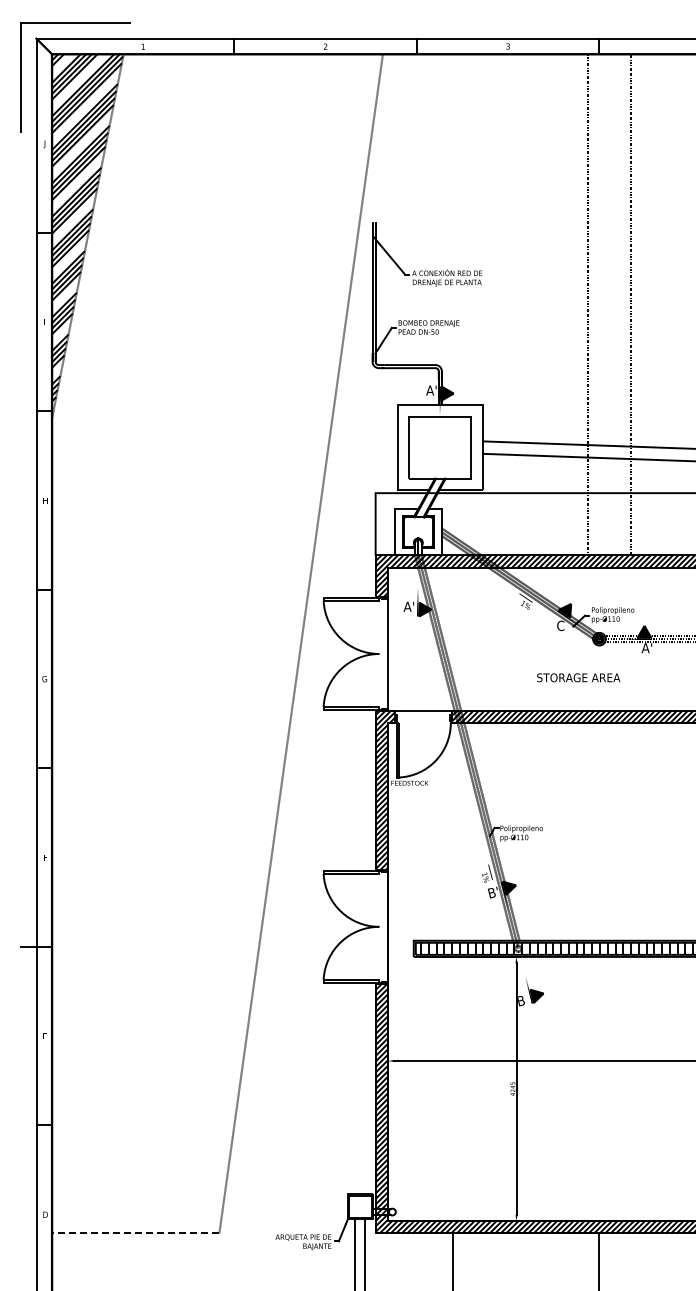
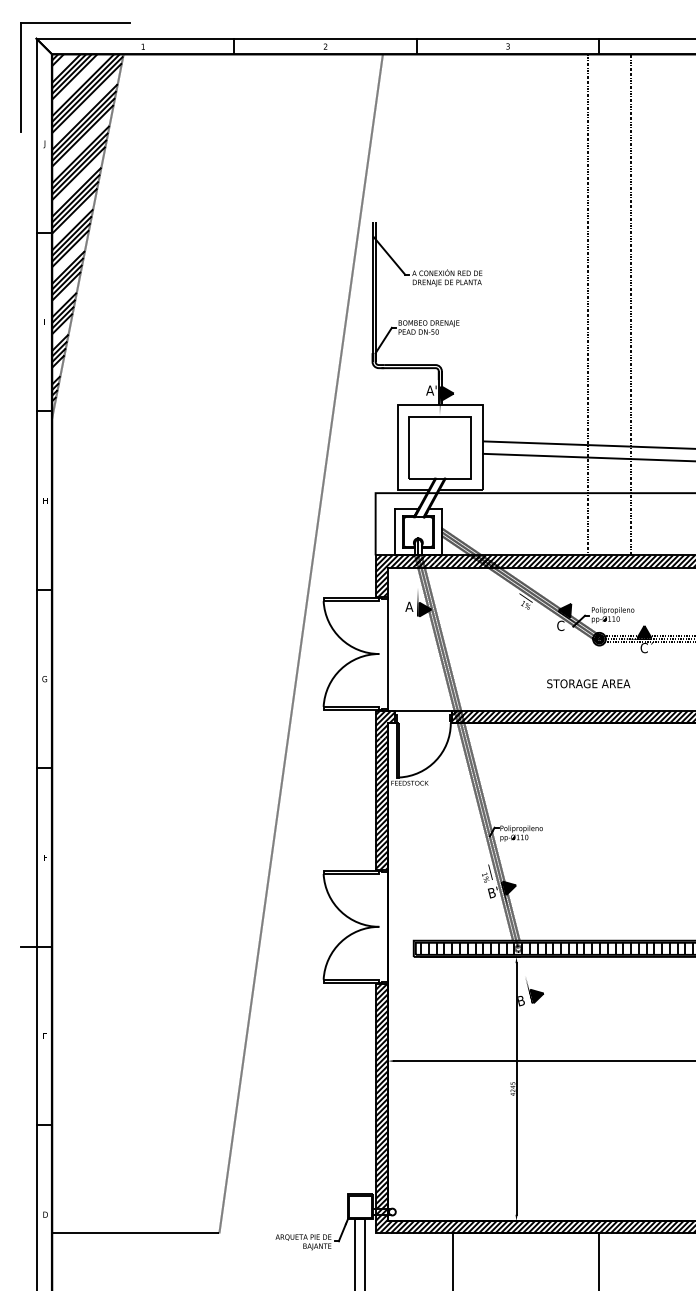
text: A' -> A (408, 606)
text: A' -> C´ (646, 647)
text position: (578, 677) -> (588, 683) (588, 683)
line: dashed -> solid (135, 1233)
